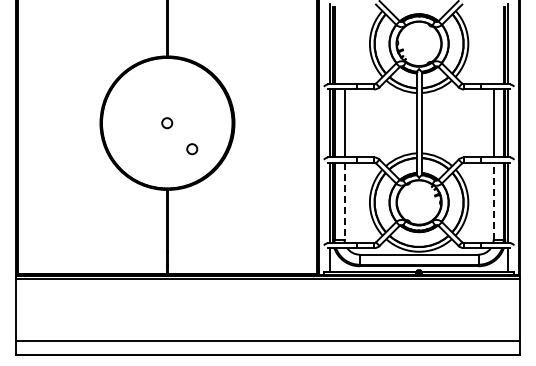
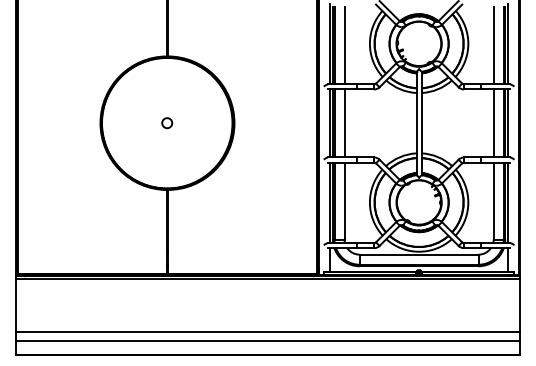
line: none -> present (344, 45)
line: none -> present (493, 45)
circle: present -> none (192, 149)
line: dashed -> solid (344, 201)
line: dashed -> solid (493, 201)
line: none -> present (267, 331)
